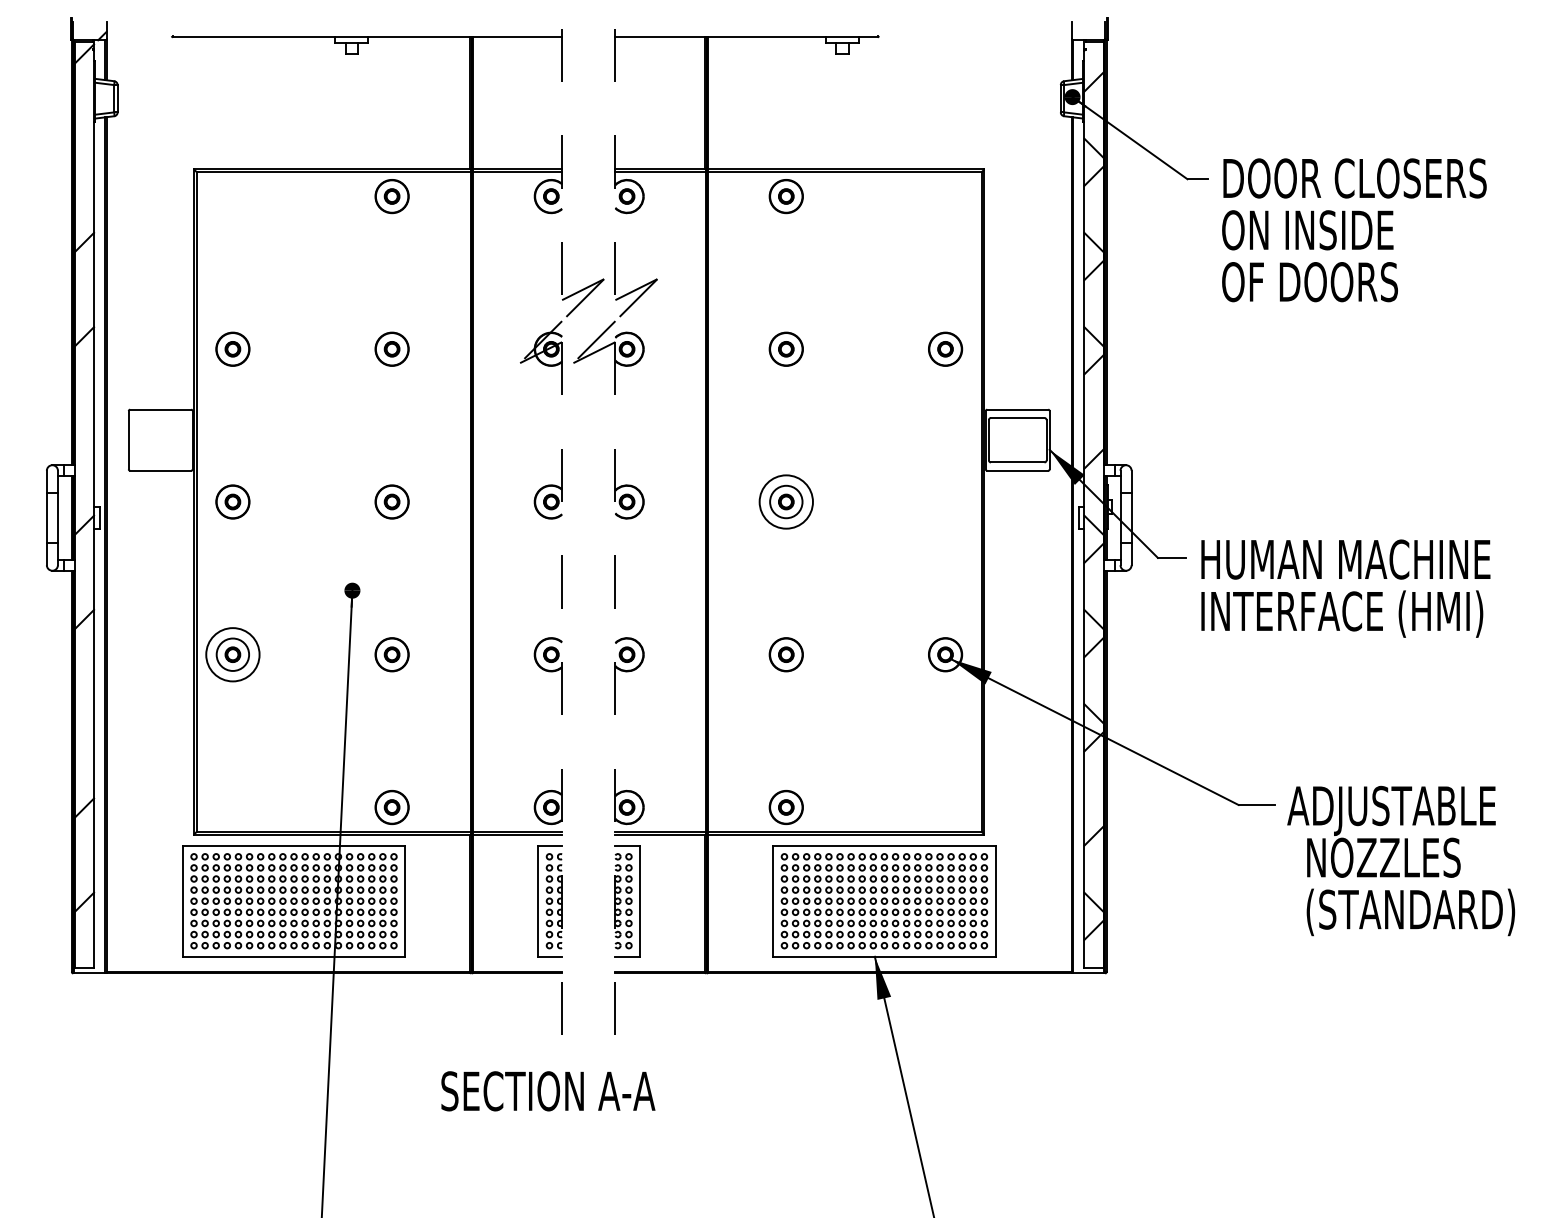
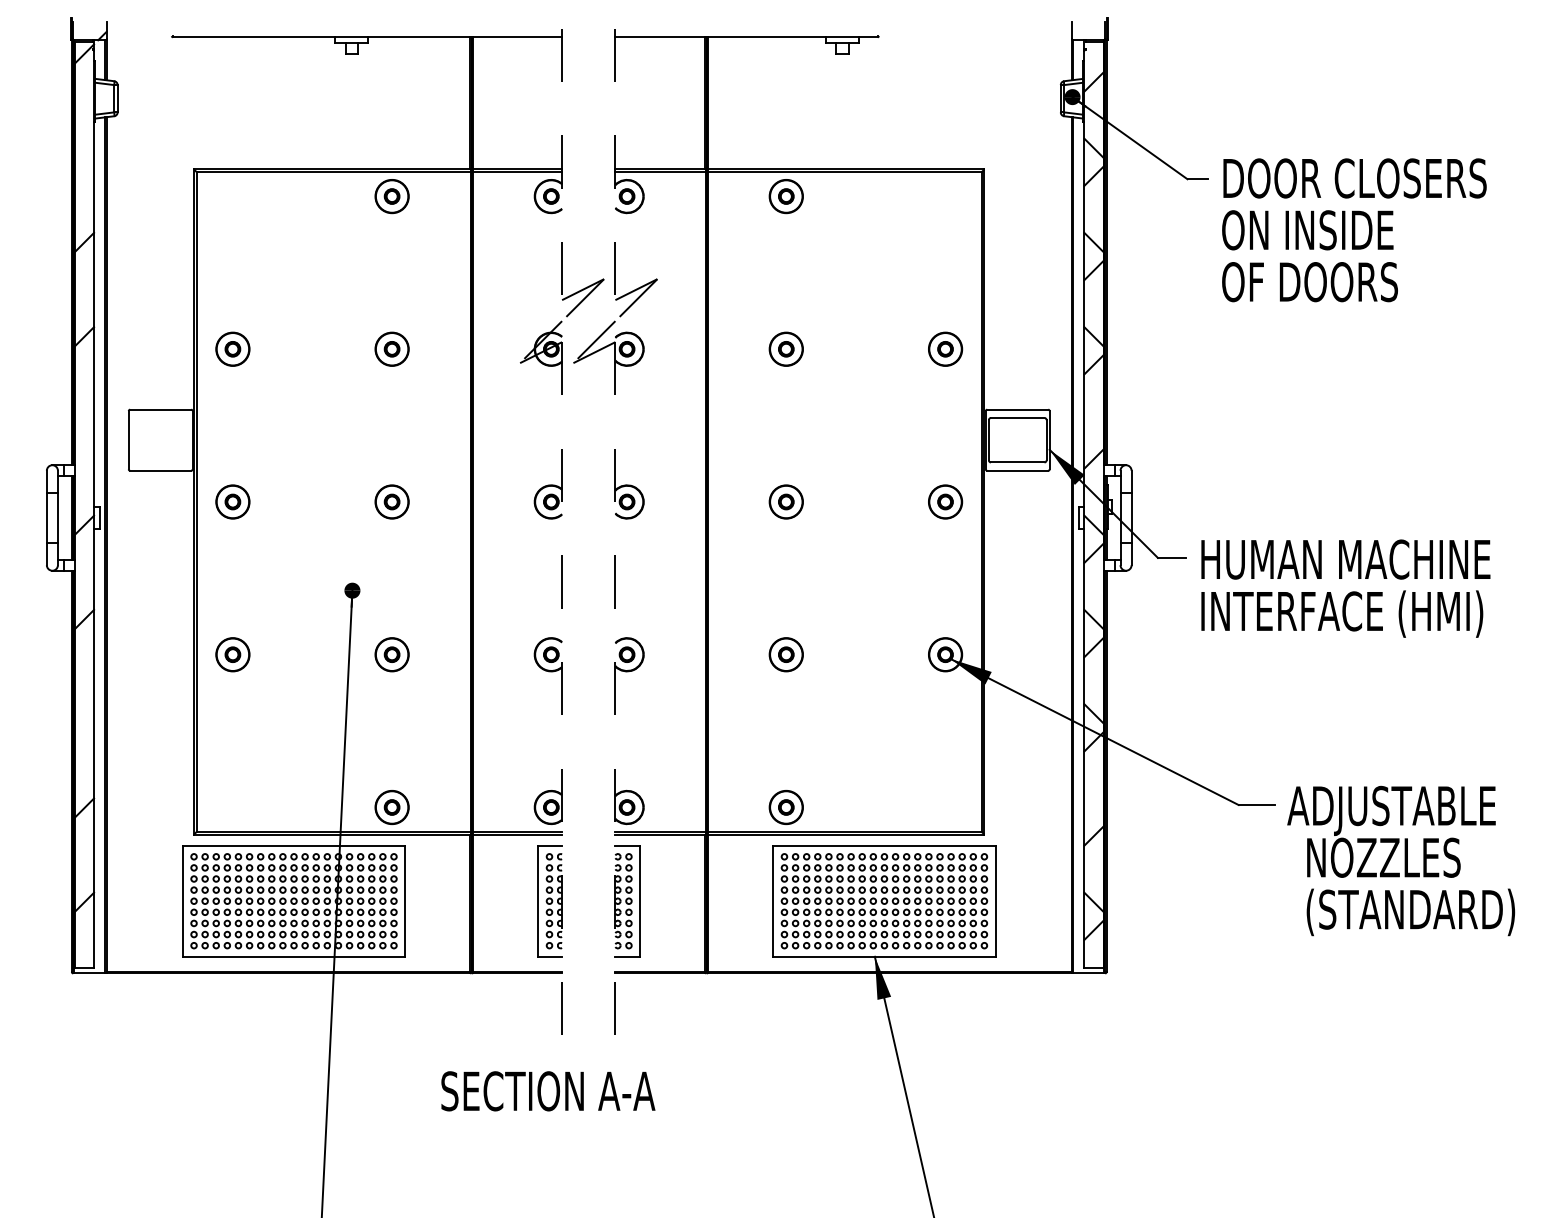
circle diameter: 53 px -> 33 px (785, 501)
part: none -> present (945, 501)
circle diameter: 53 px -> 33 px (232, 654)
